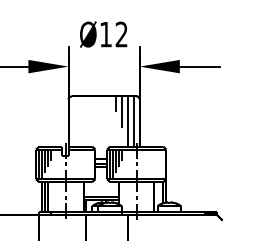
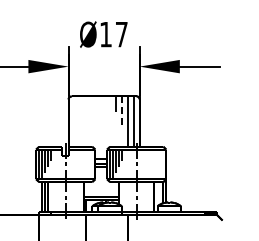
text: Ø12 -> Ø17 (121, 34)
line: solid -> dashed (121, 111)
